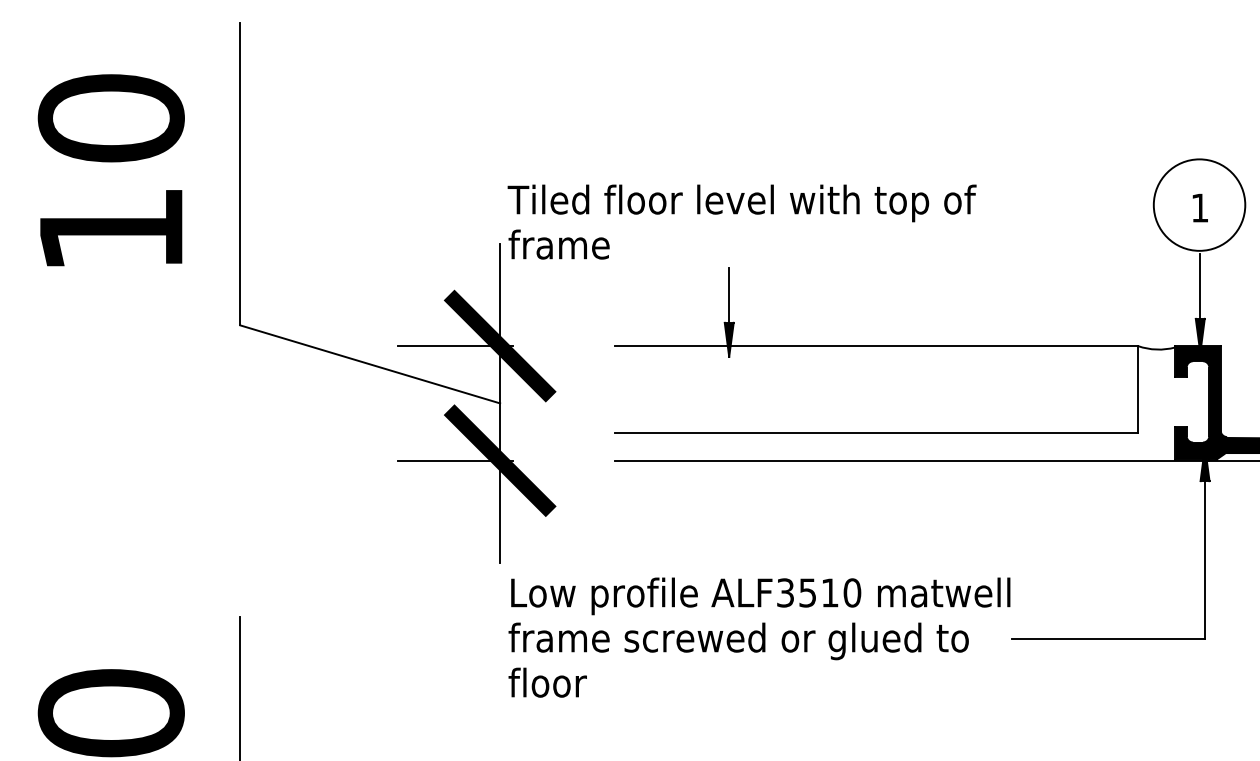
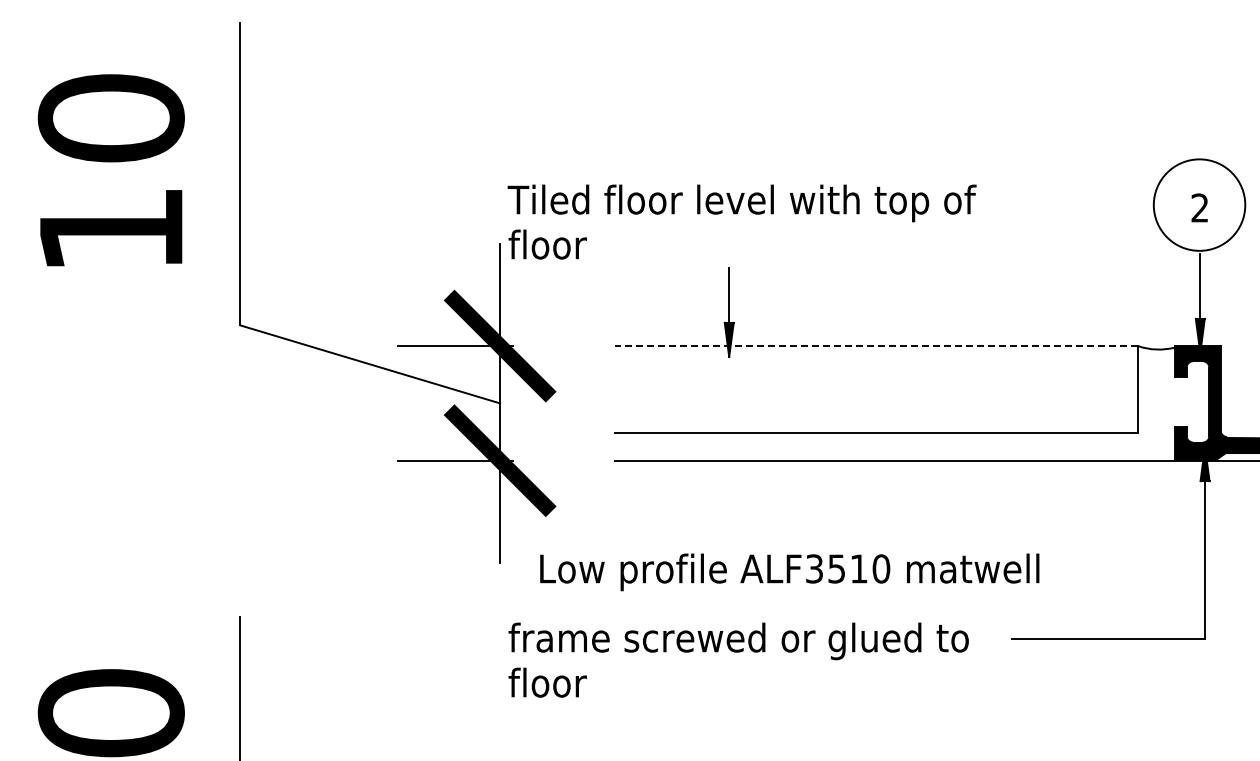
text: 1 -> 2 (1199, 207)
text: frame -> floor (566, 244)
line: solid -> dashed (876, 346)
text position: (760, 596) -> (789, 572) (789, 572)
